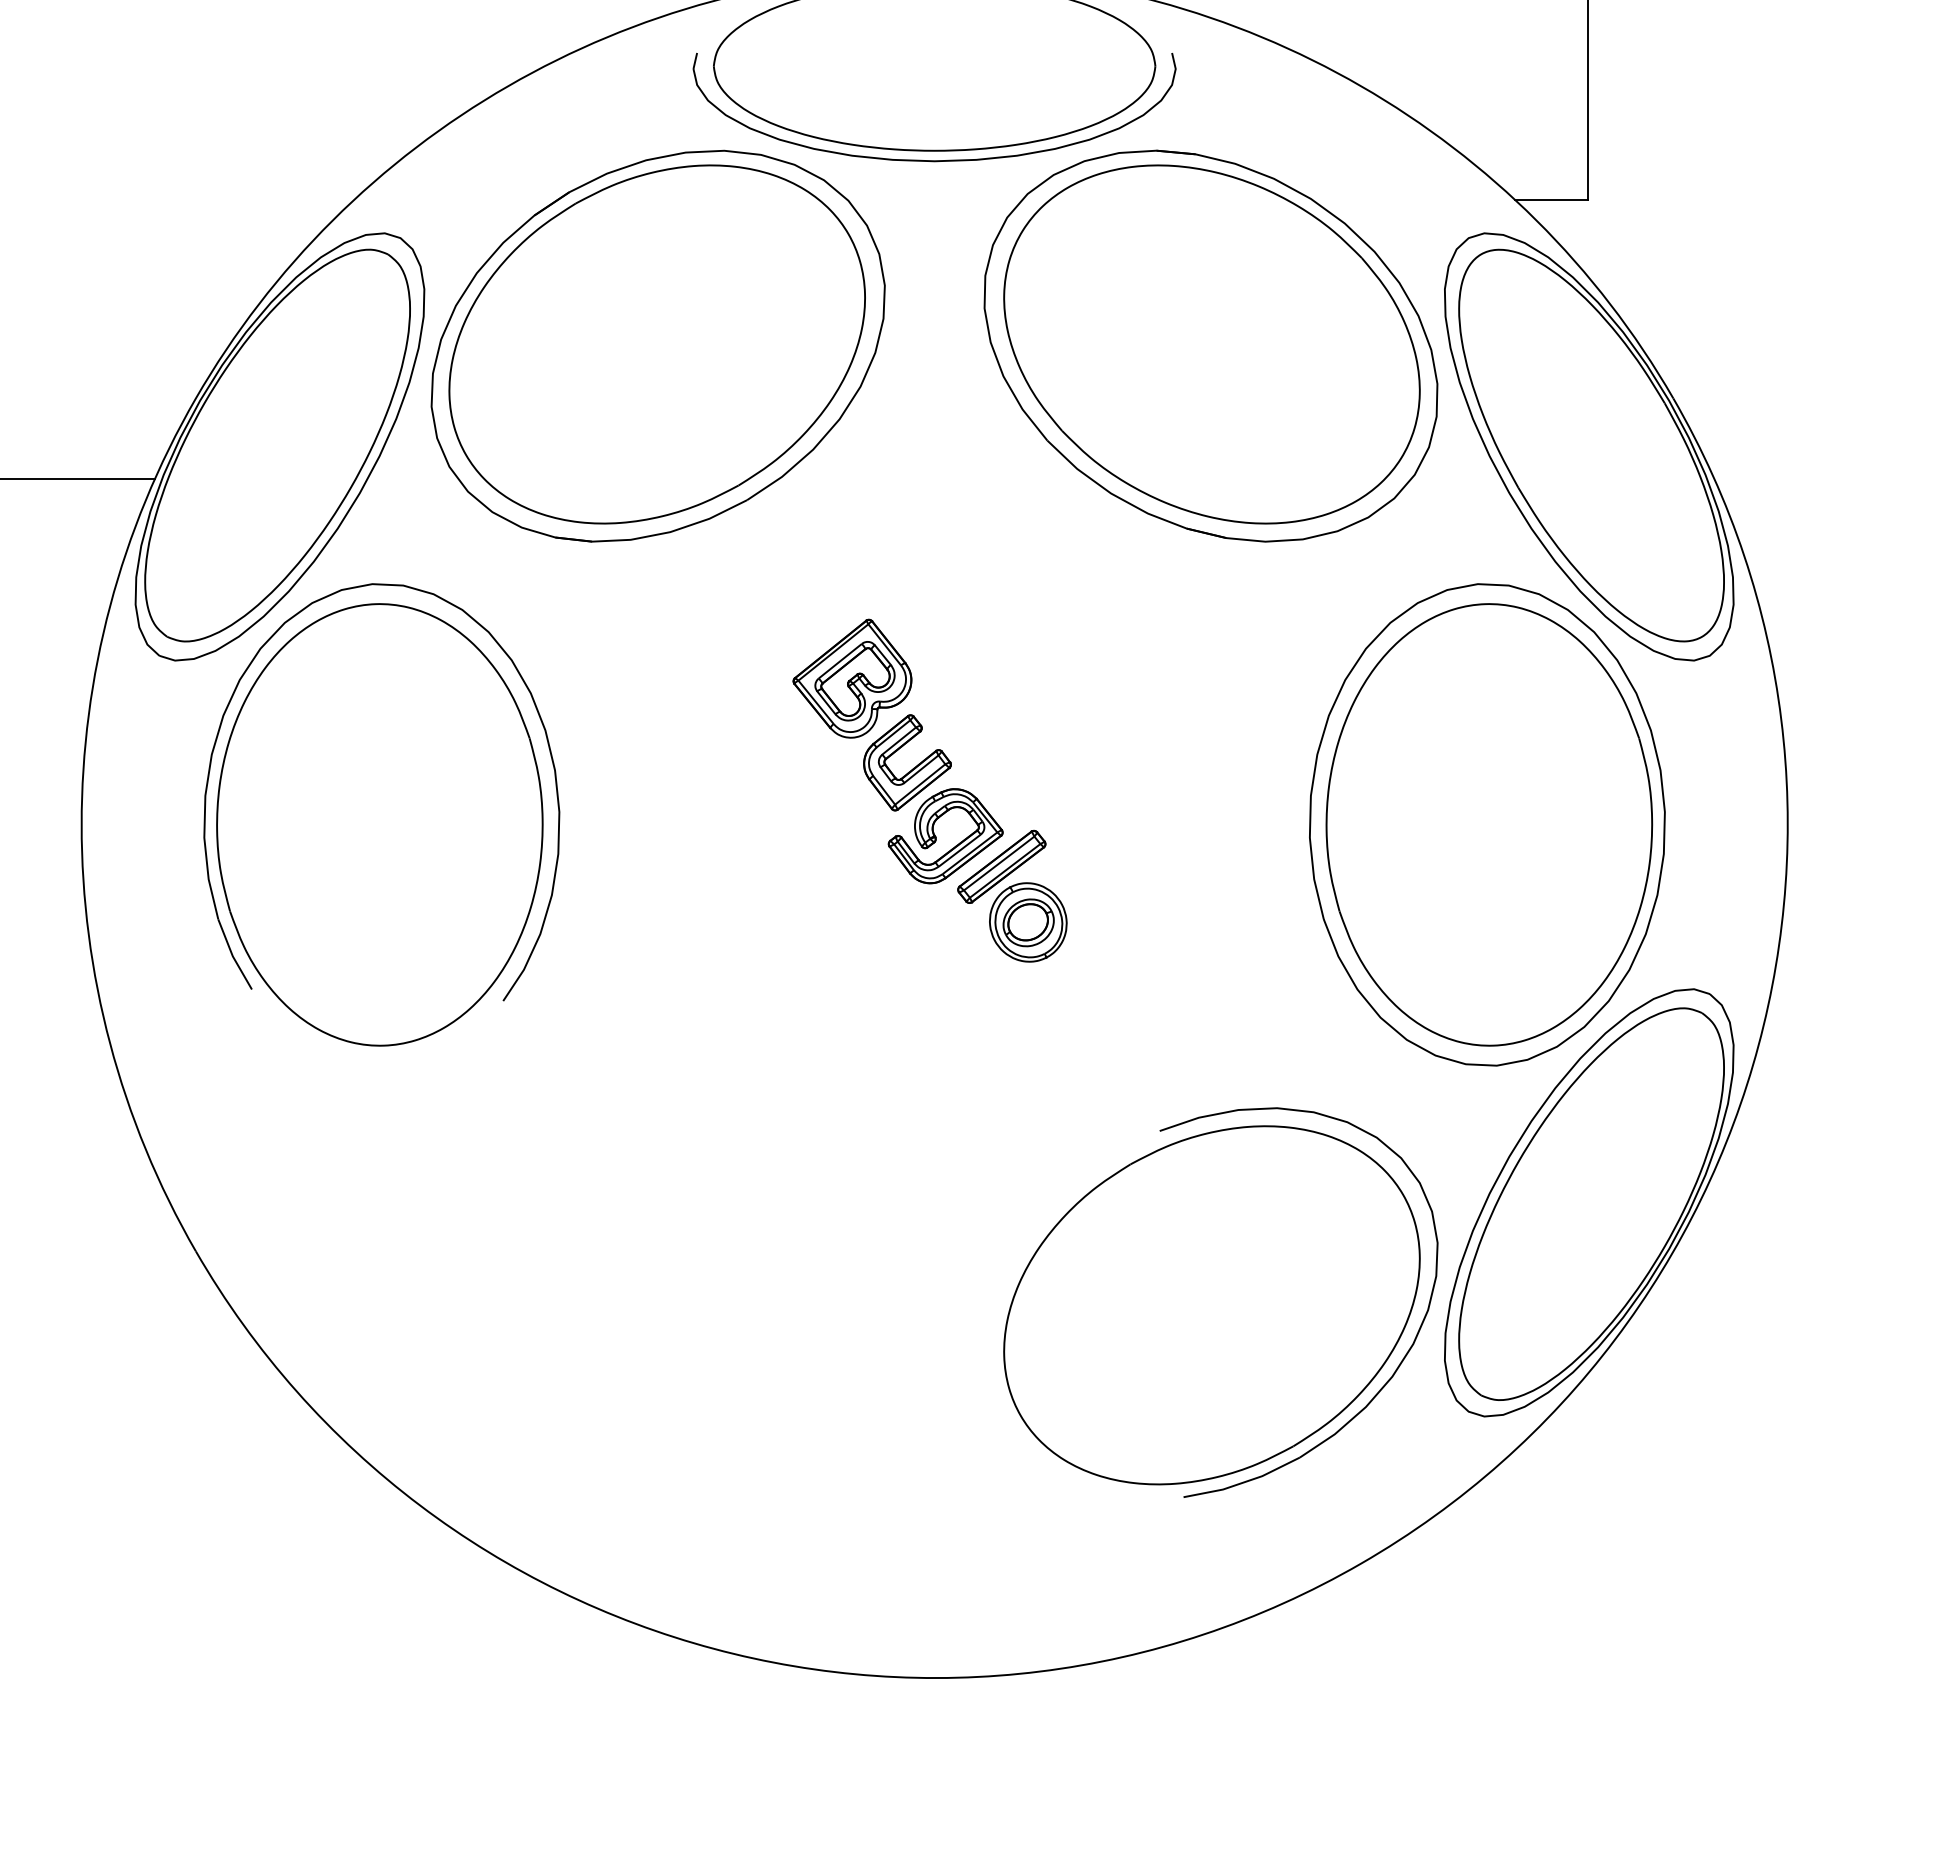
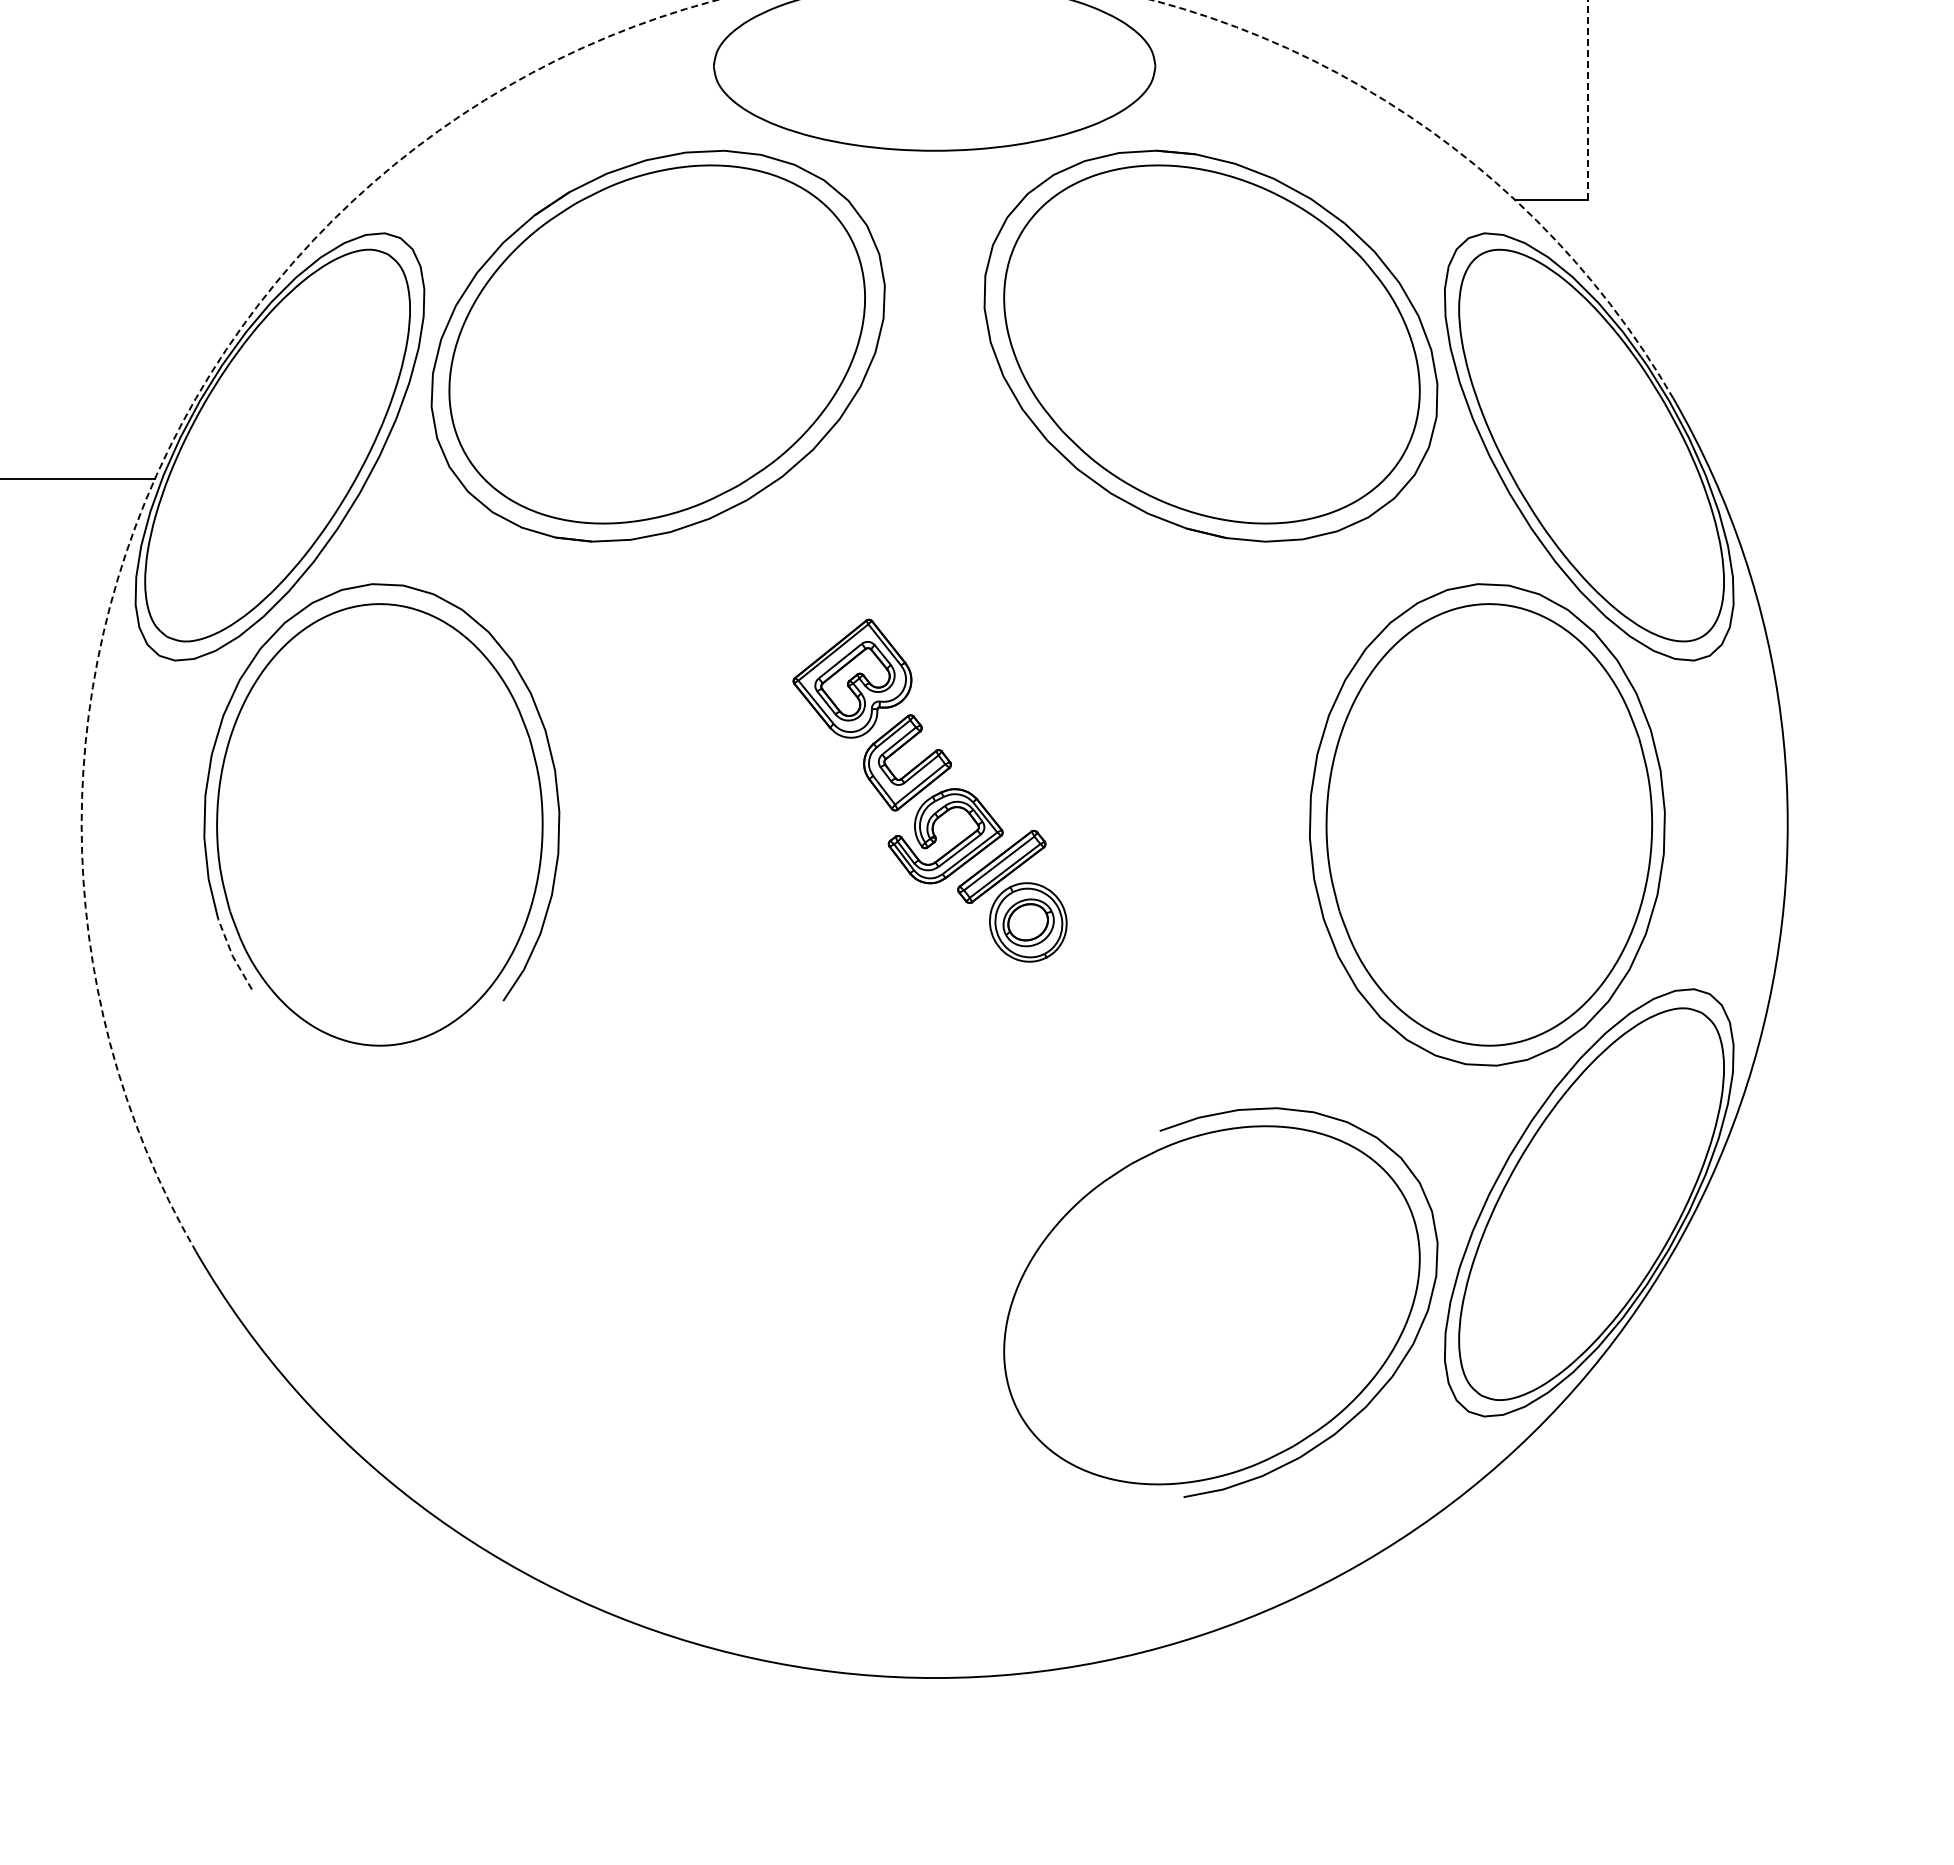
line: solid -> dashed (1588, 100)
part: present -> none (934, 160)
arc: solid -> dashed (333, 219)
line: solid -> dashed (232, 956)
